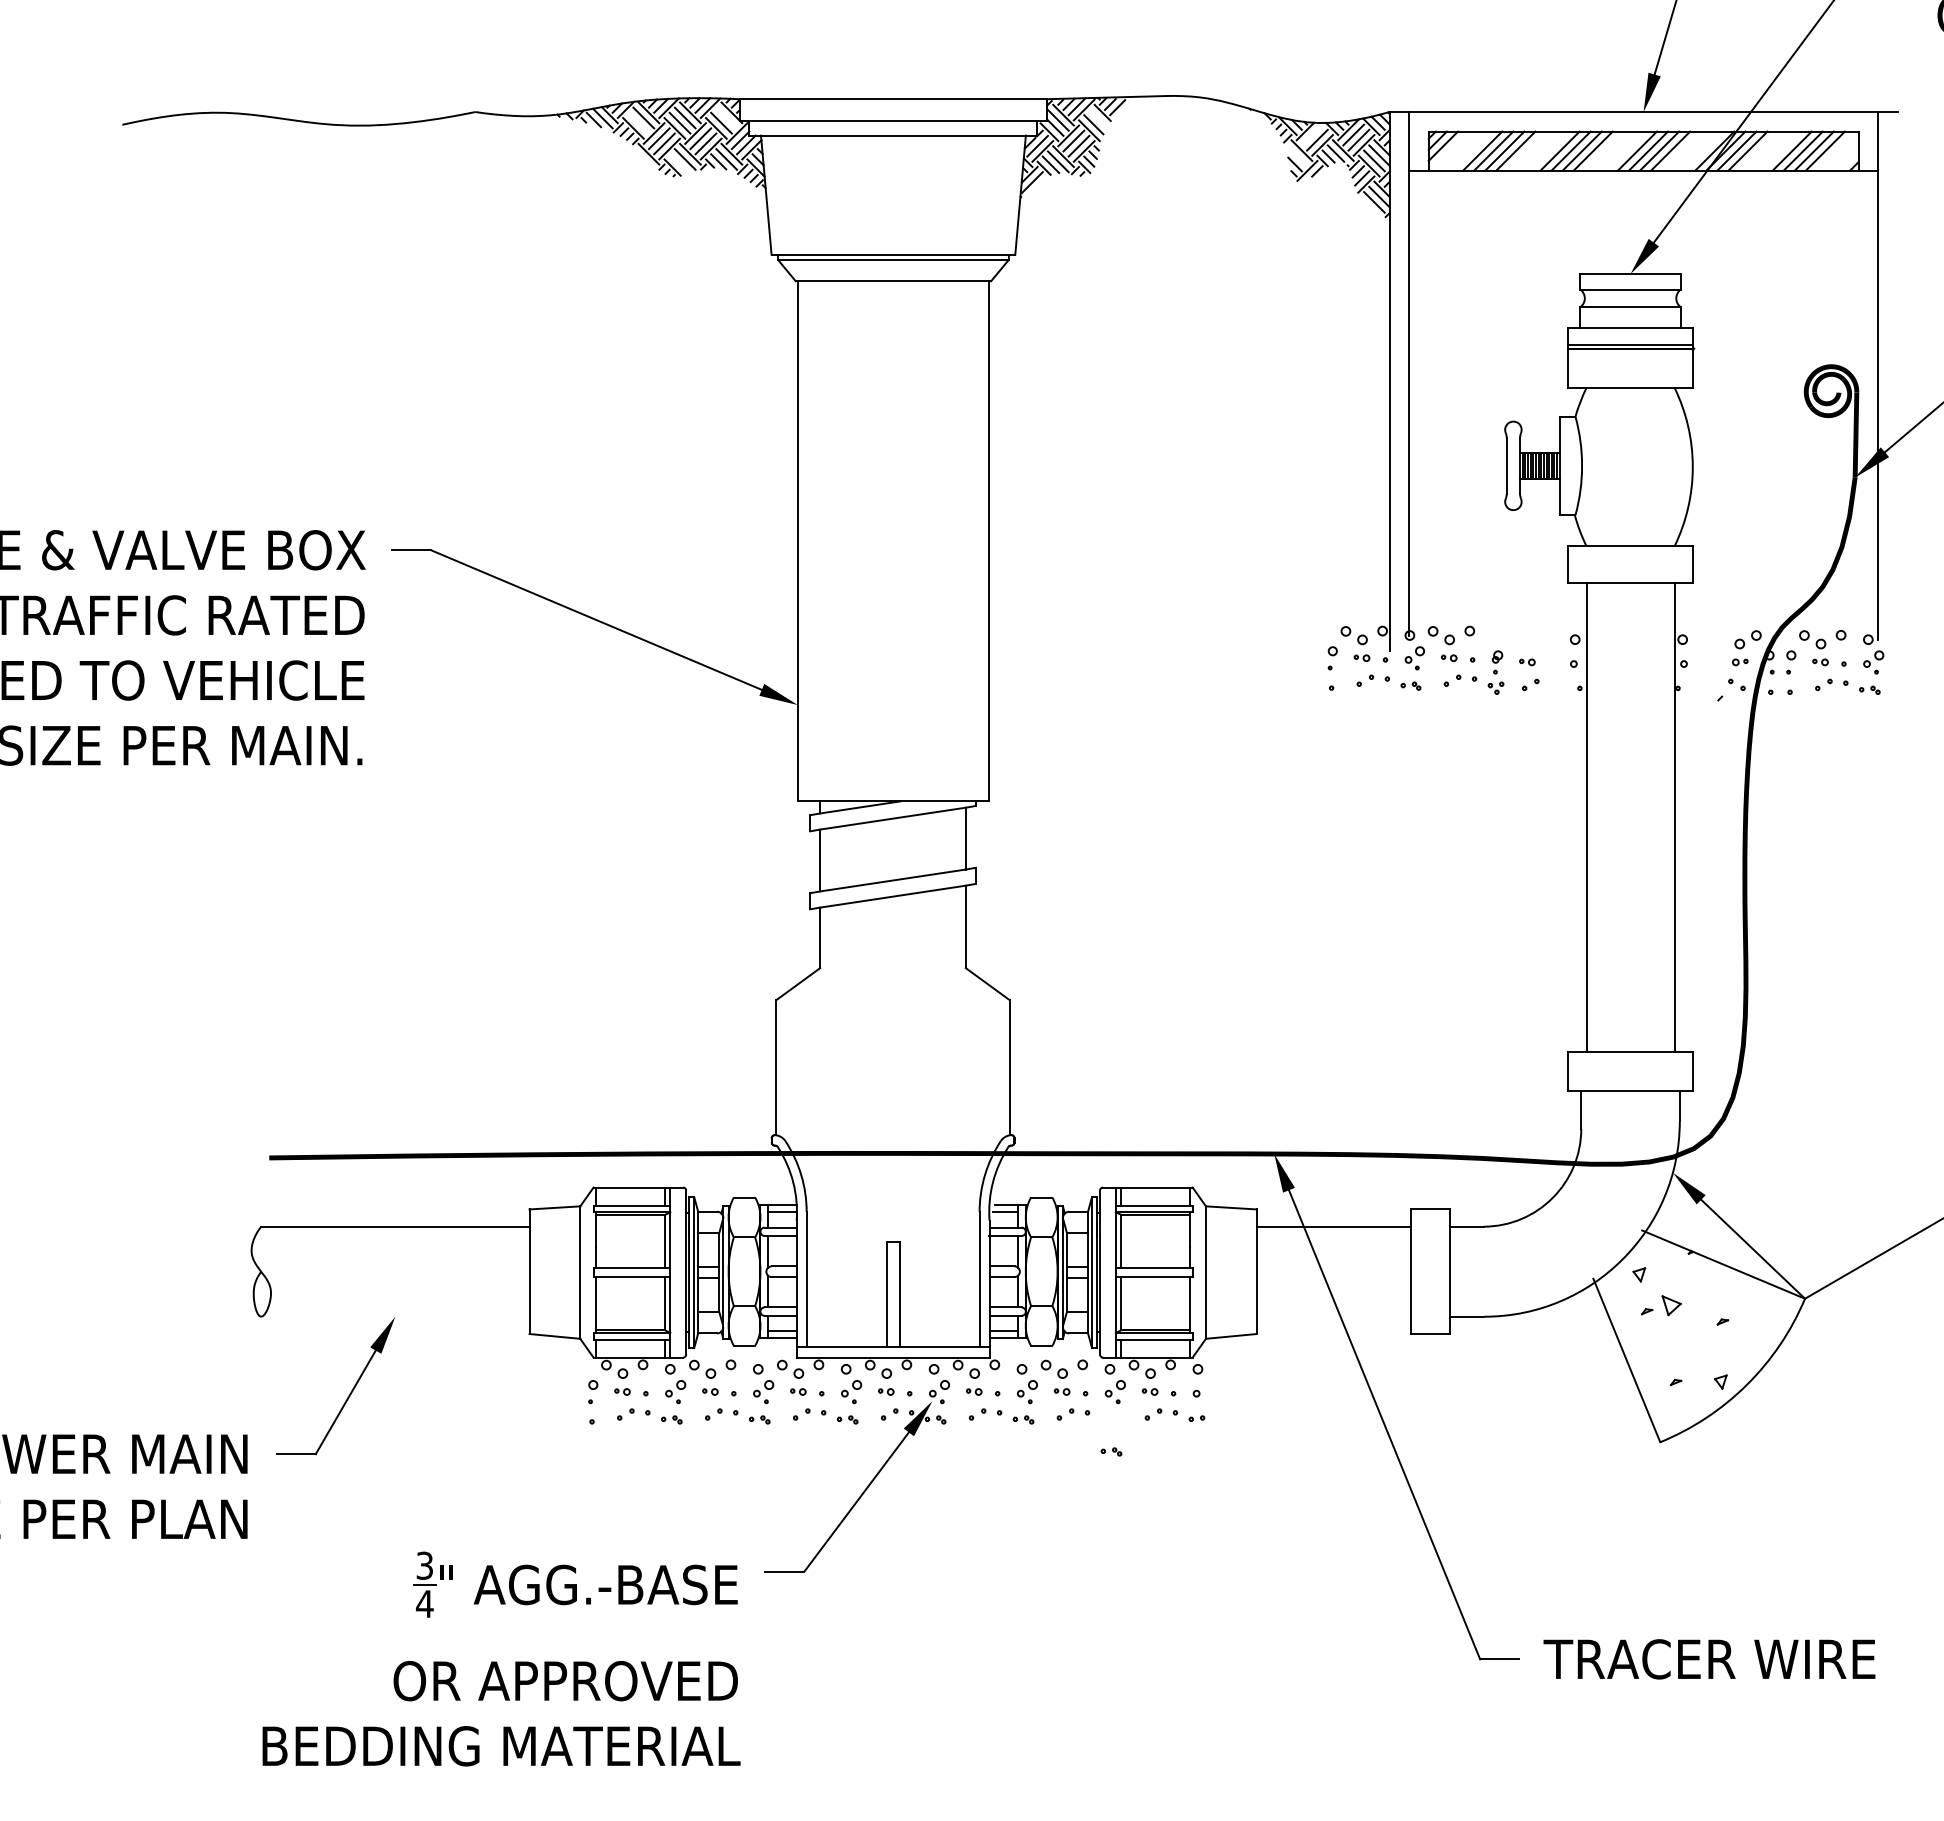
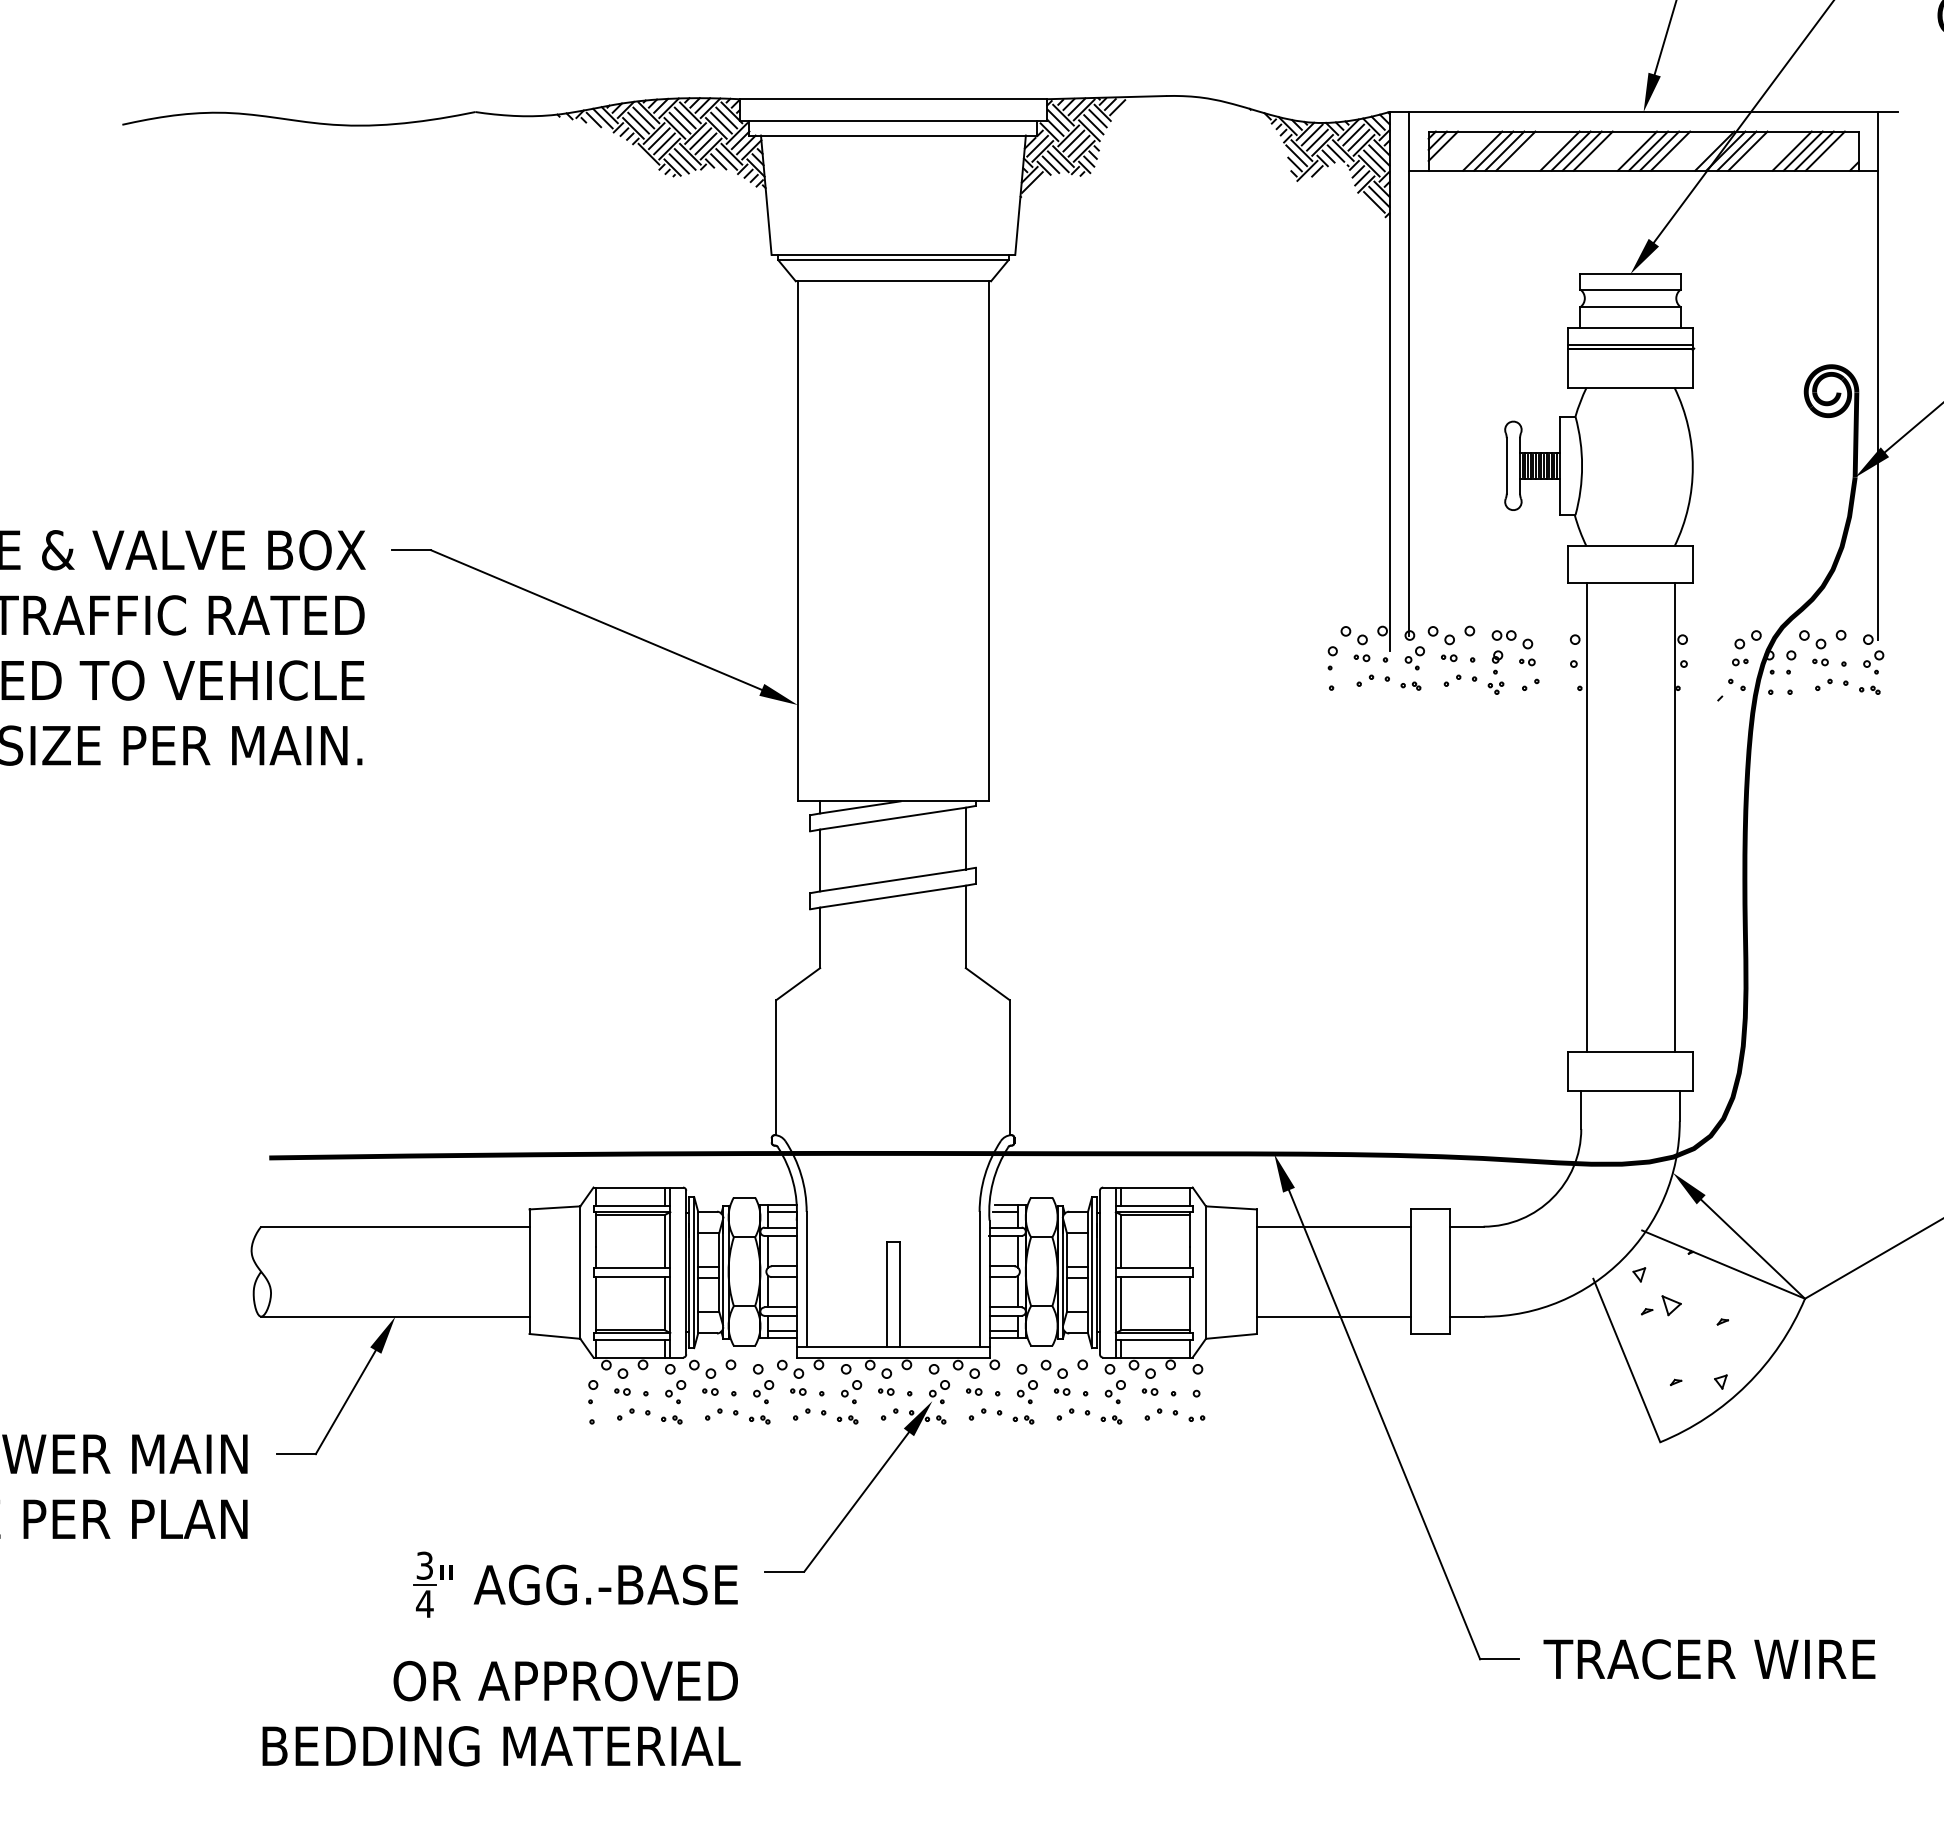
line: none -> present (726, 117)
line: none -> present (1097, 118)
line: none -> present (638, 122)
line: none -> present (1311, 134)
line: none -> present (1296, 155)
line: none -> present (678, 163)
part: none -> present (1512, 639)
line: none -> present (395, 1316)
line: none -> present (1333, 1316)
part position: (1111, 1451) -> (1111, 1419) (1111, 1419)
